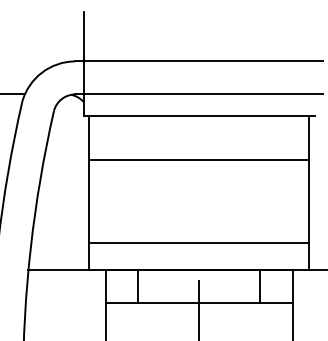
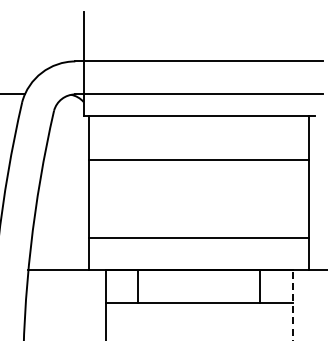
line position: (199, 242) -> (199, 237) (199, 237)
line: solid -> dashed (292, 305)
line: present -> none (199, 308)
